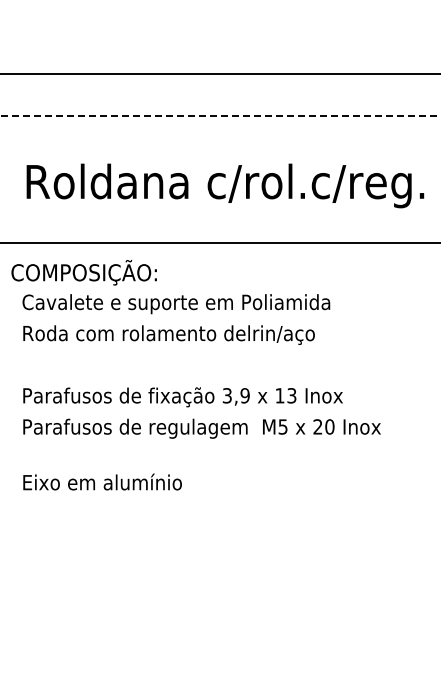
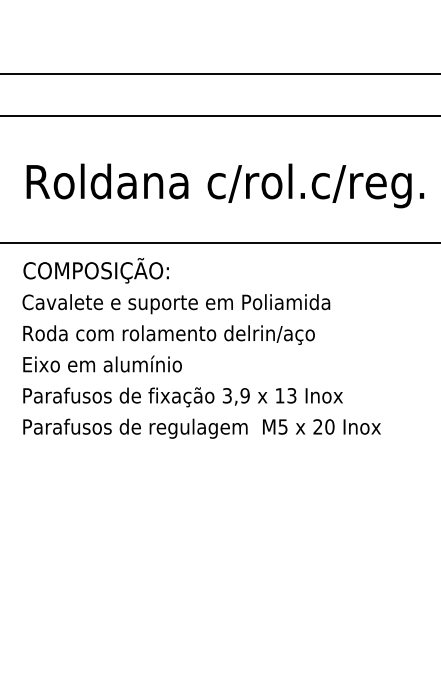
line: dashed -> solid (220, 115)
text position: (83, 272) -> (95, 270) (95, 270)
text position: (102, 481) -> (102, 363) (102, 363)
